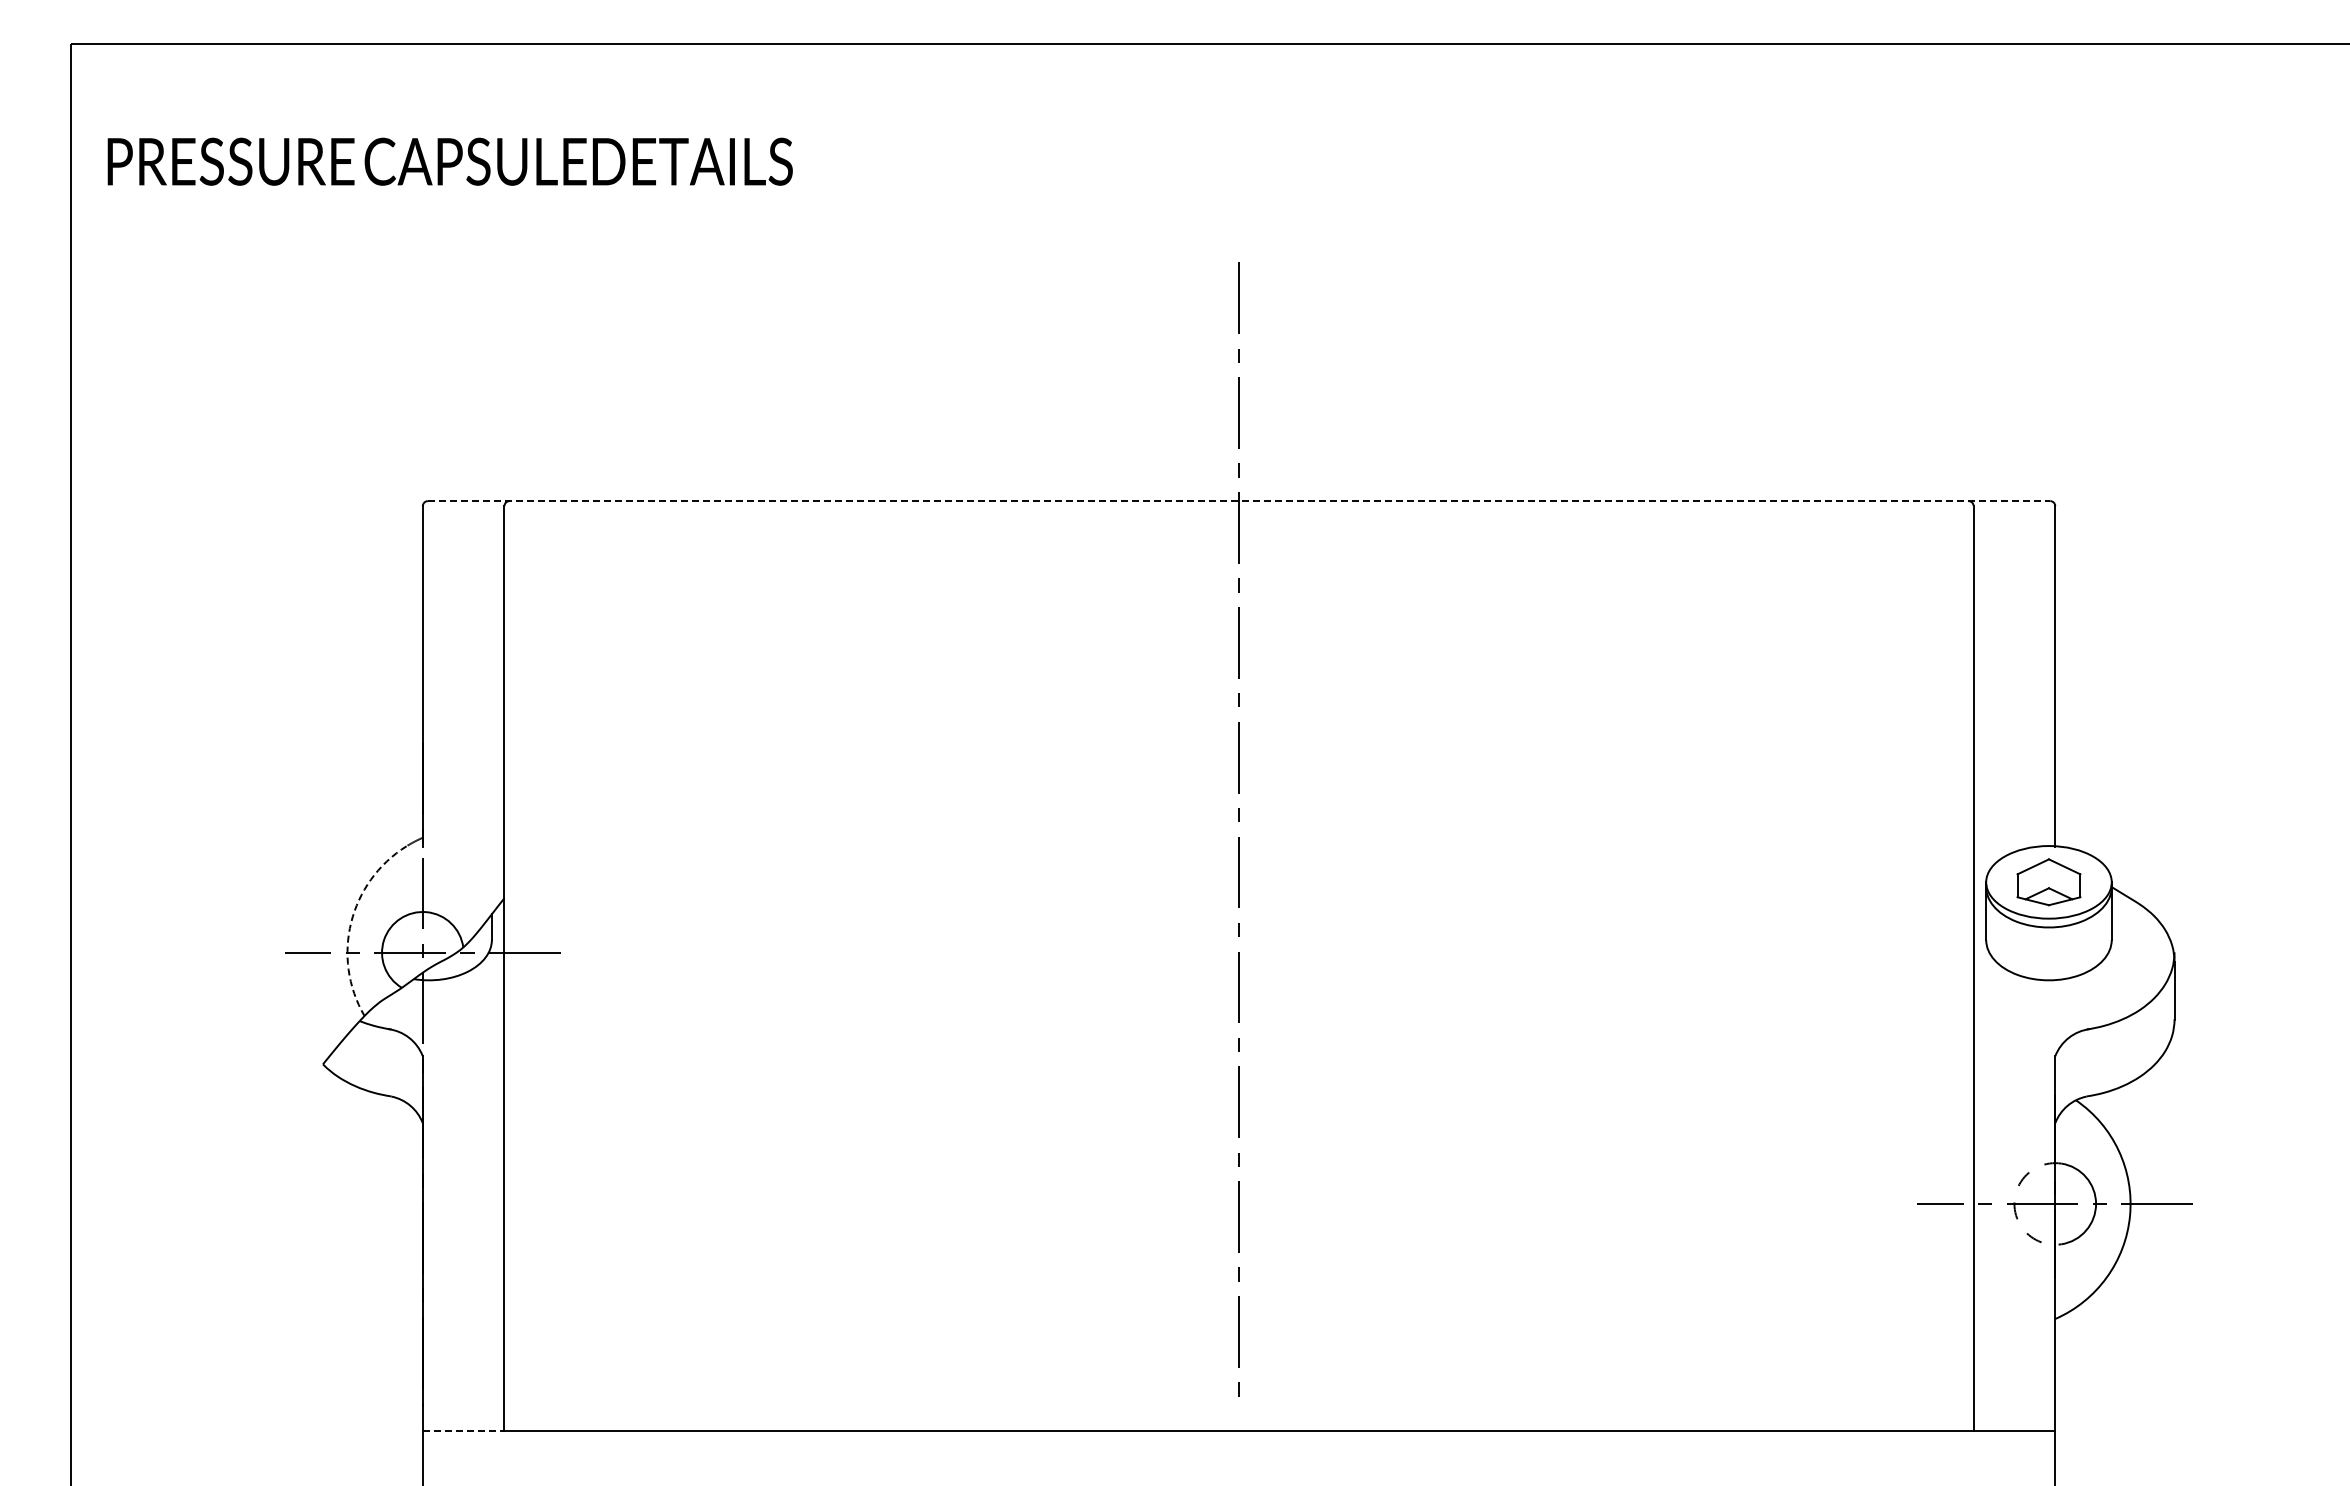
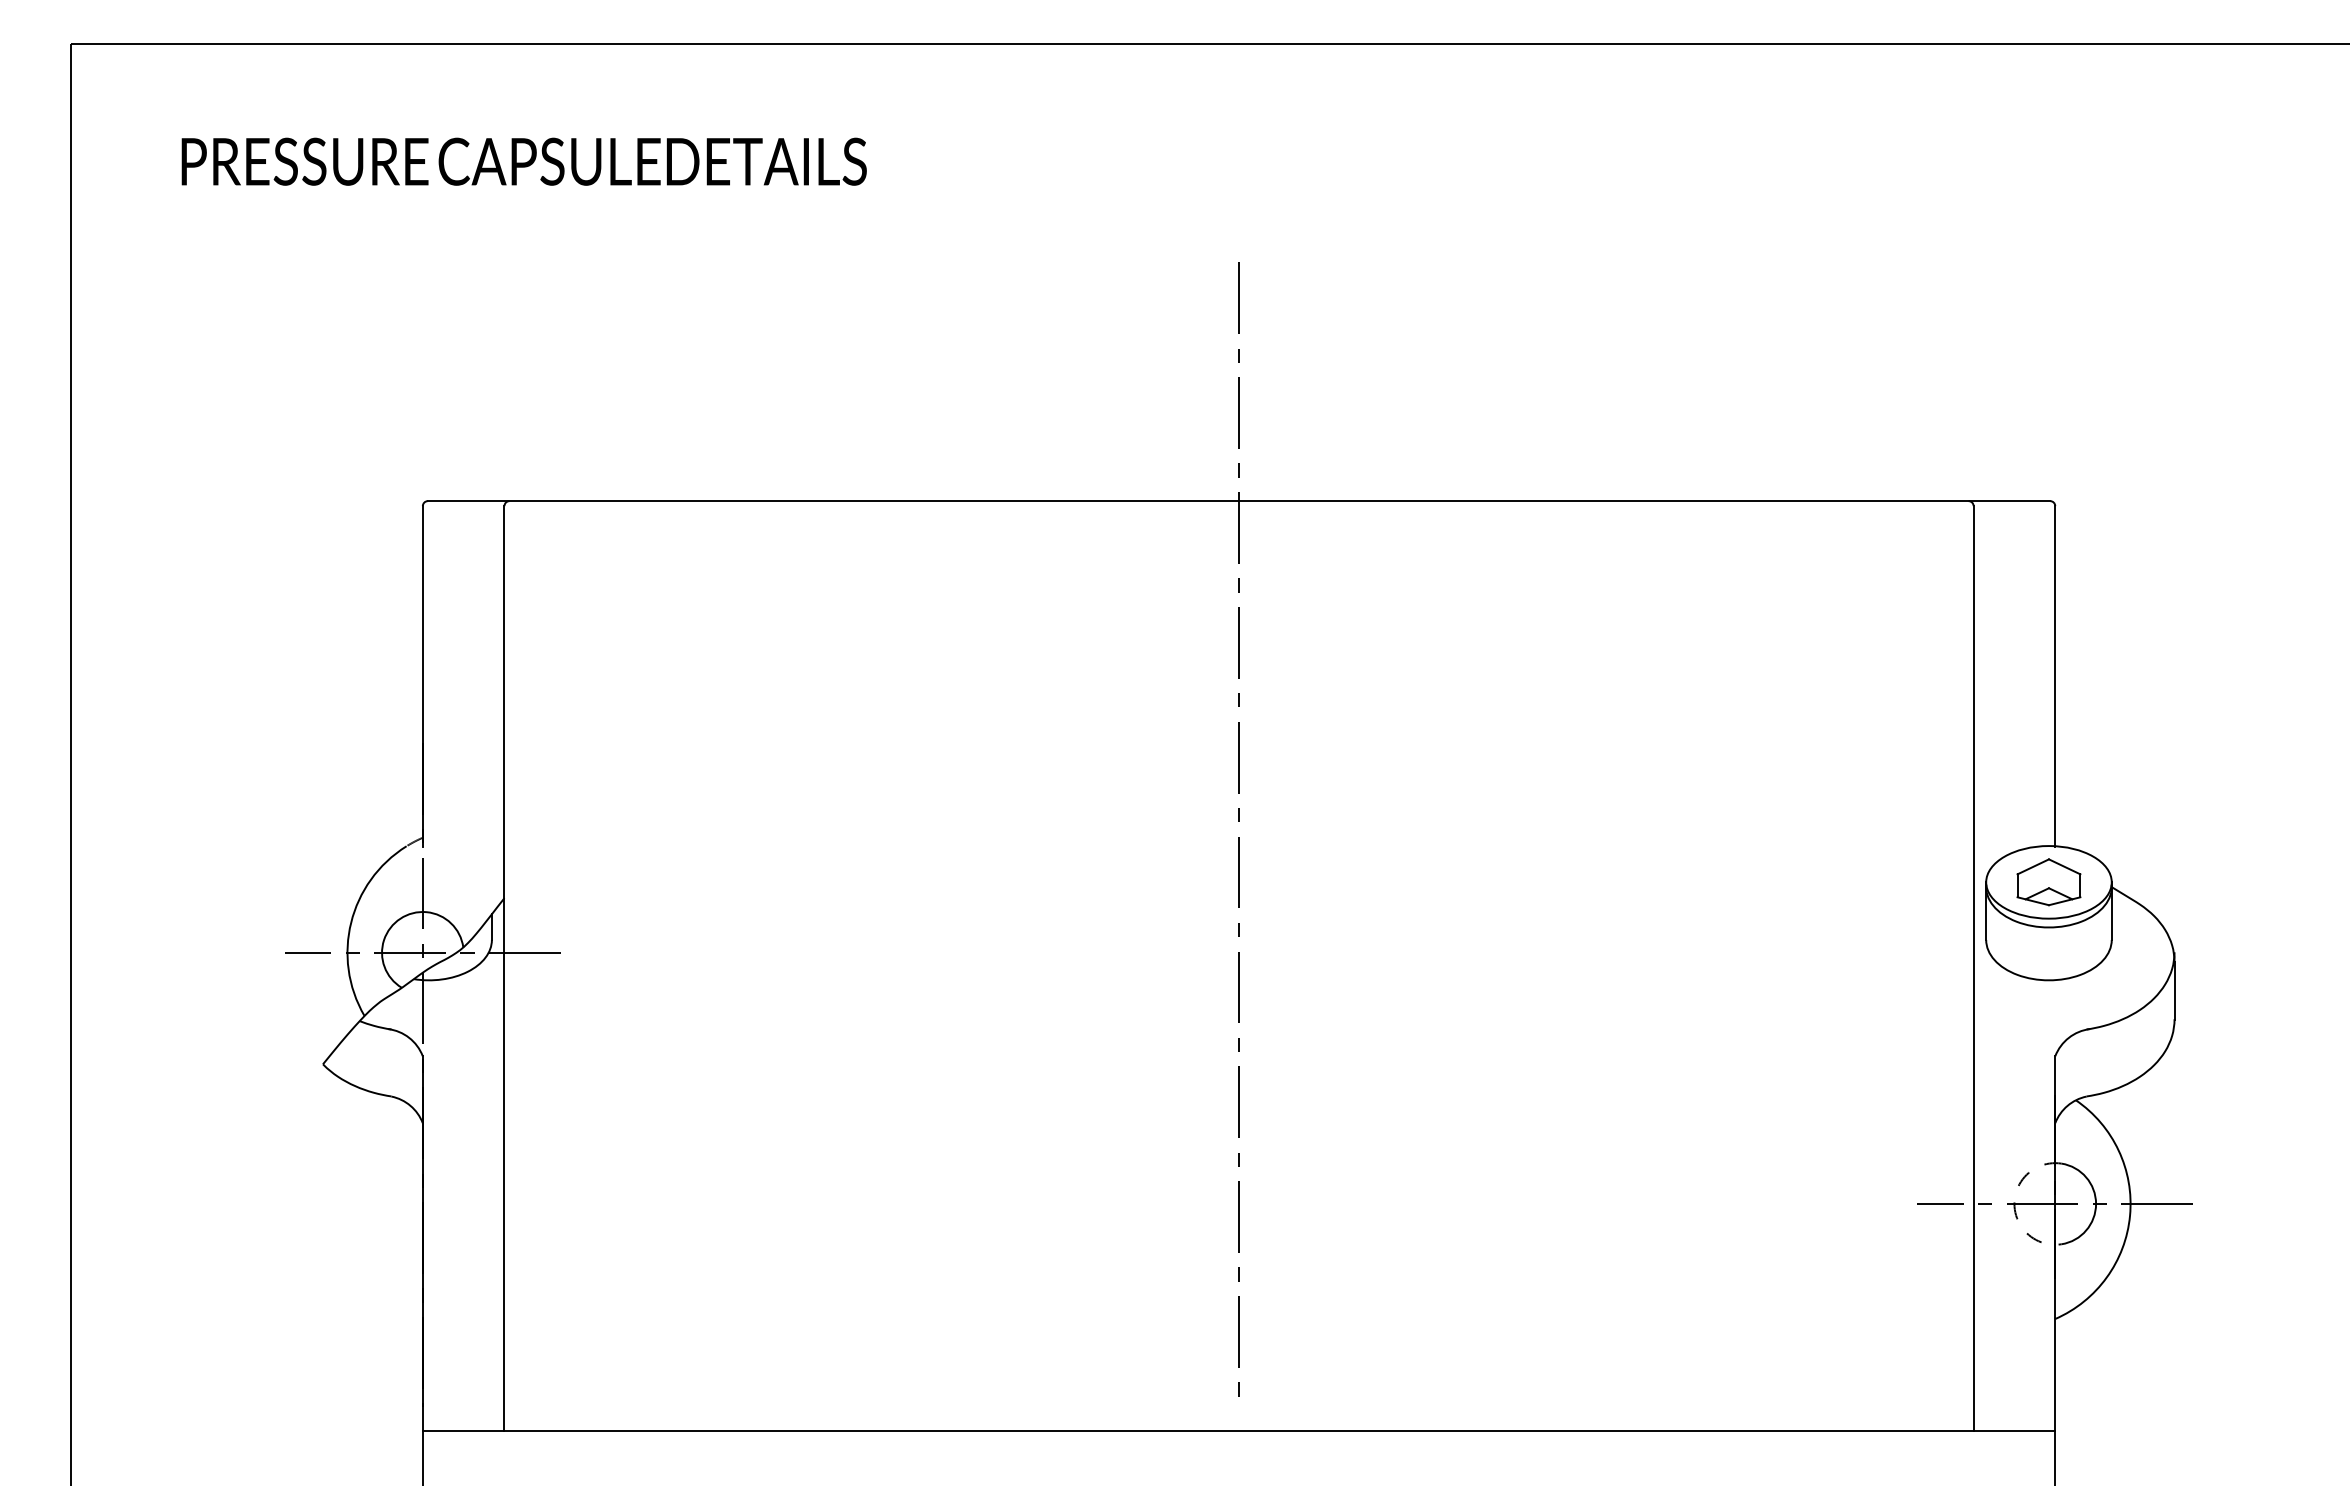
text position: (449, 161) -> (523, 161) (523, 161)
line: dashed -> solid (1239, 501)
arc: dashed -> solid (351, 922)
line: dashed -> solid (463, 1430)
